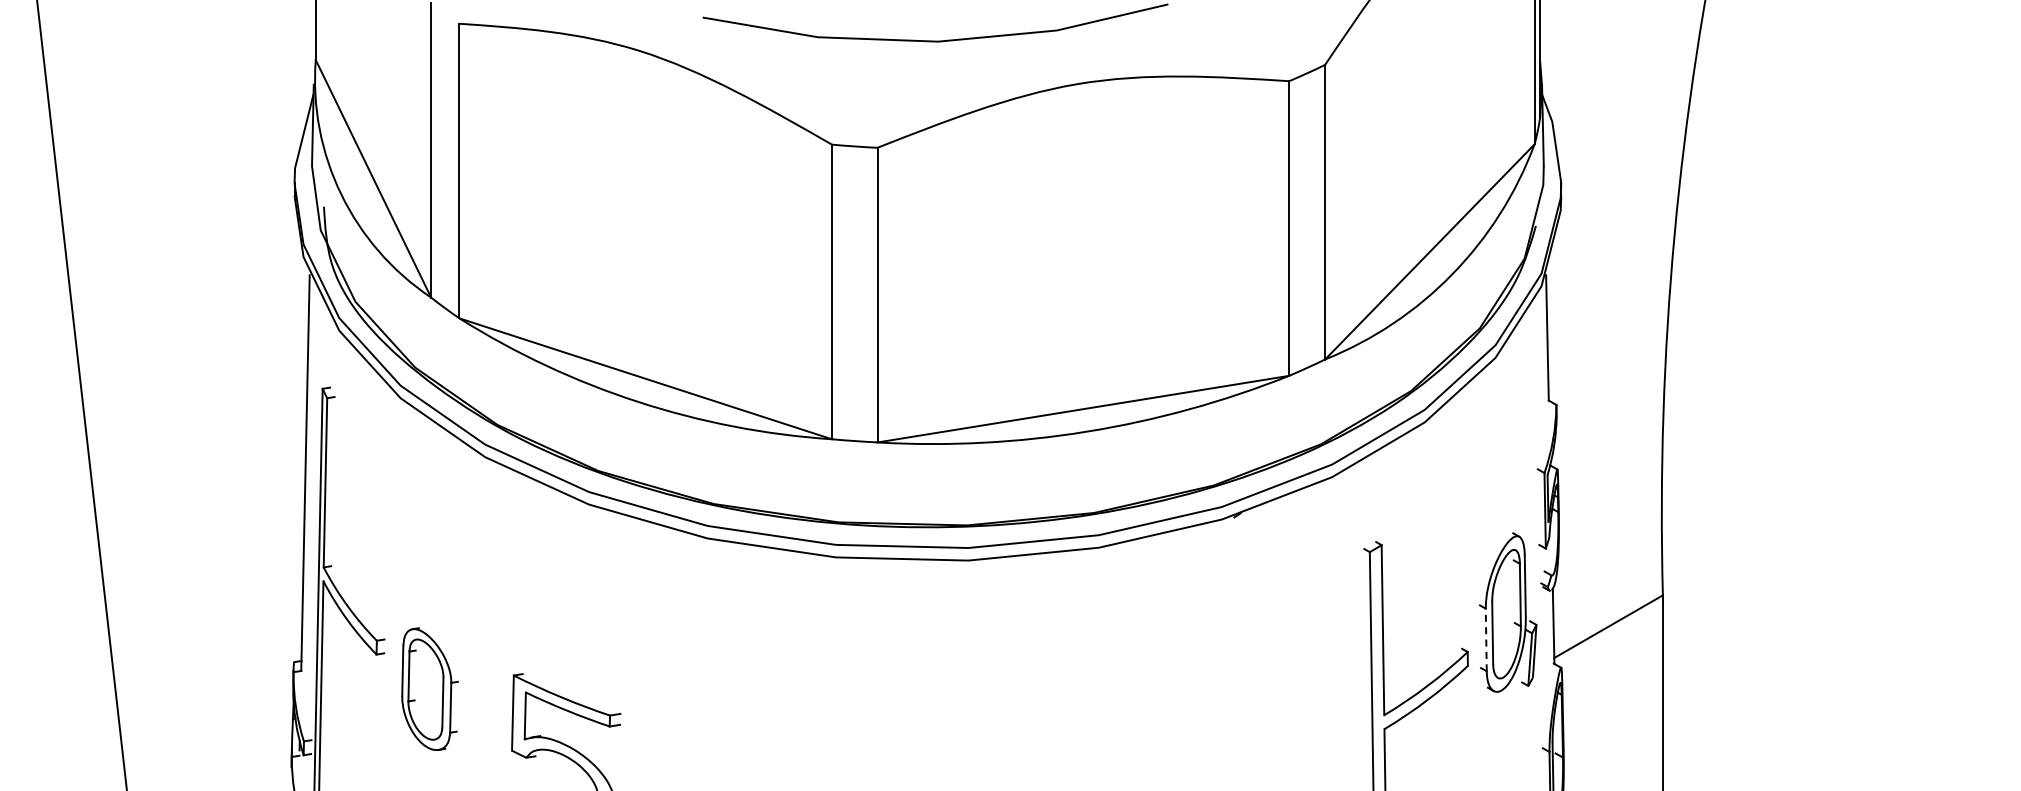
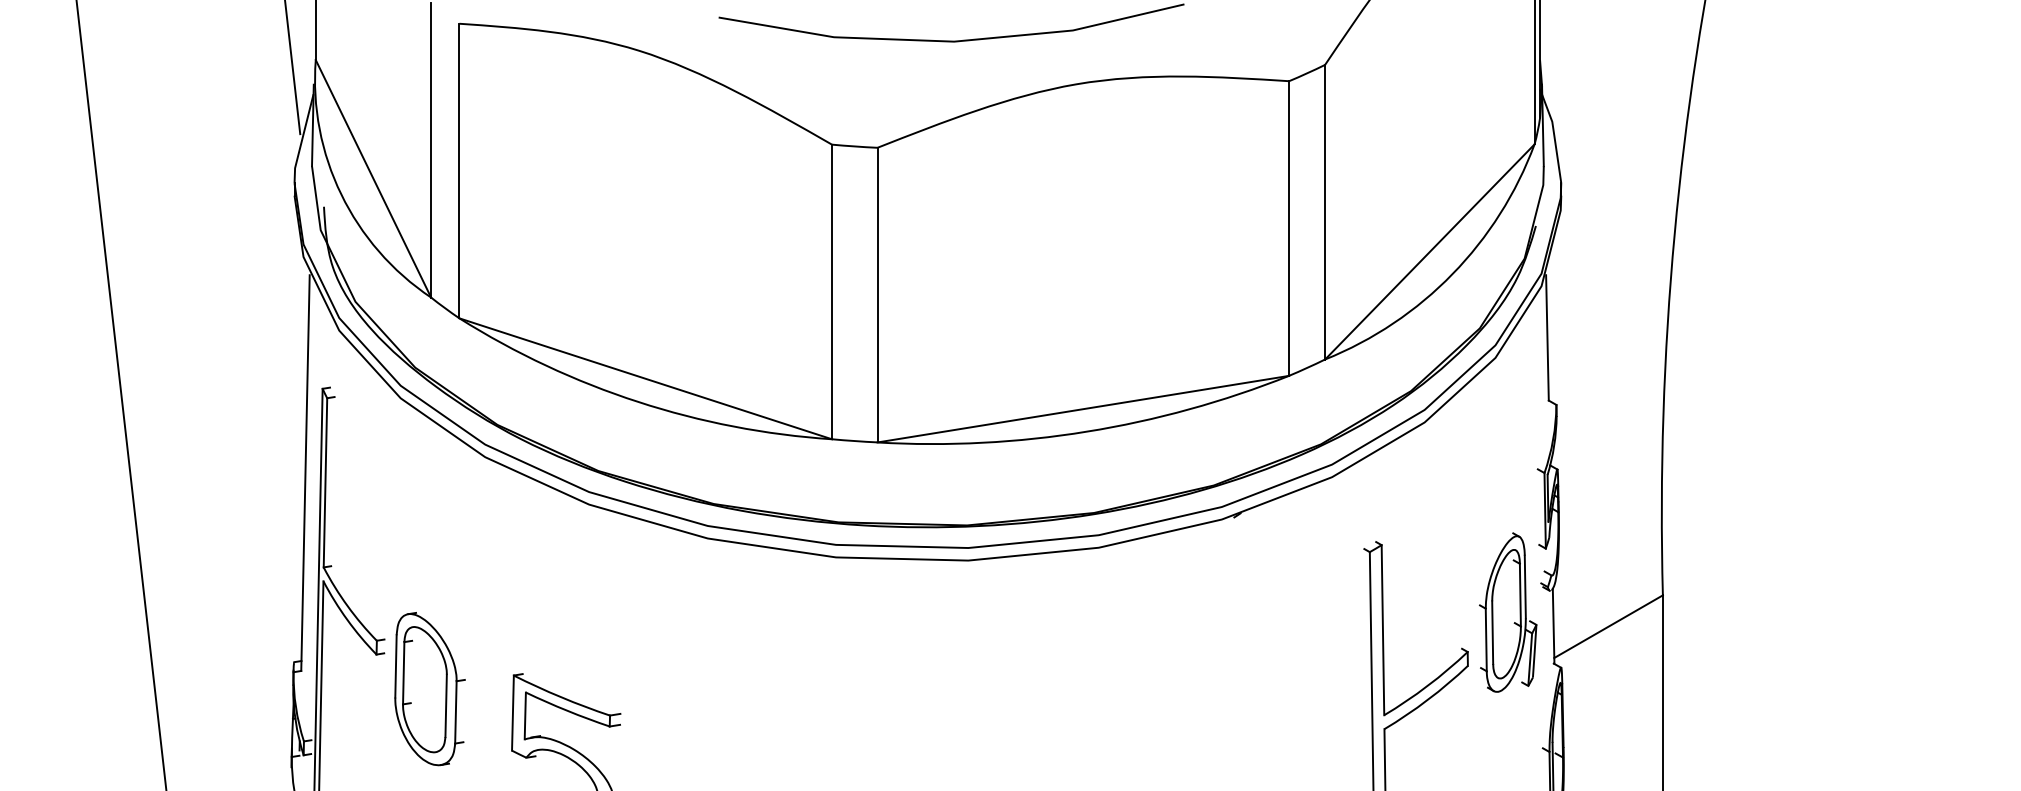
line position: (935, 40) -> (951, 40) (951, 40)
line: none -> present (292, 68)
line position: (81, 394) -> (120, 394) (120, 394)
line: dashed -> solid (1486, 639)
part size: 58x124 px -> 72x155 px (429, 689)
